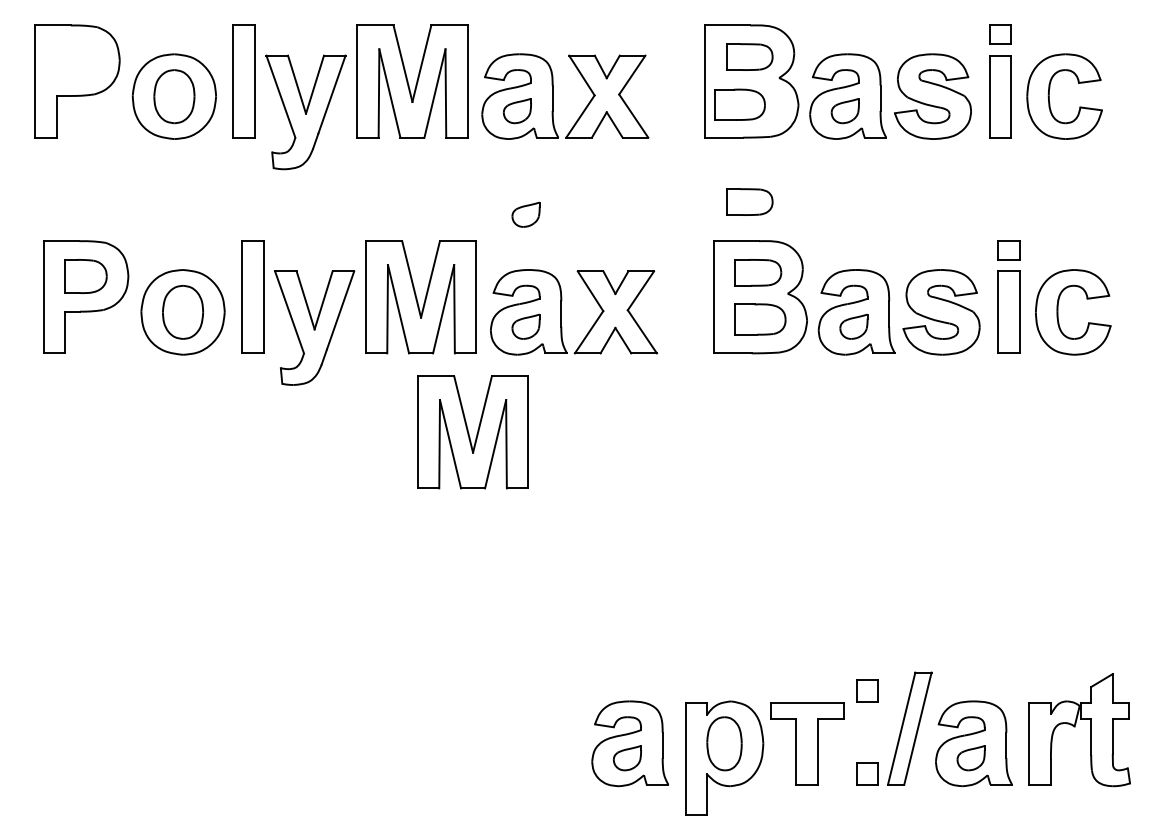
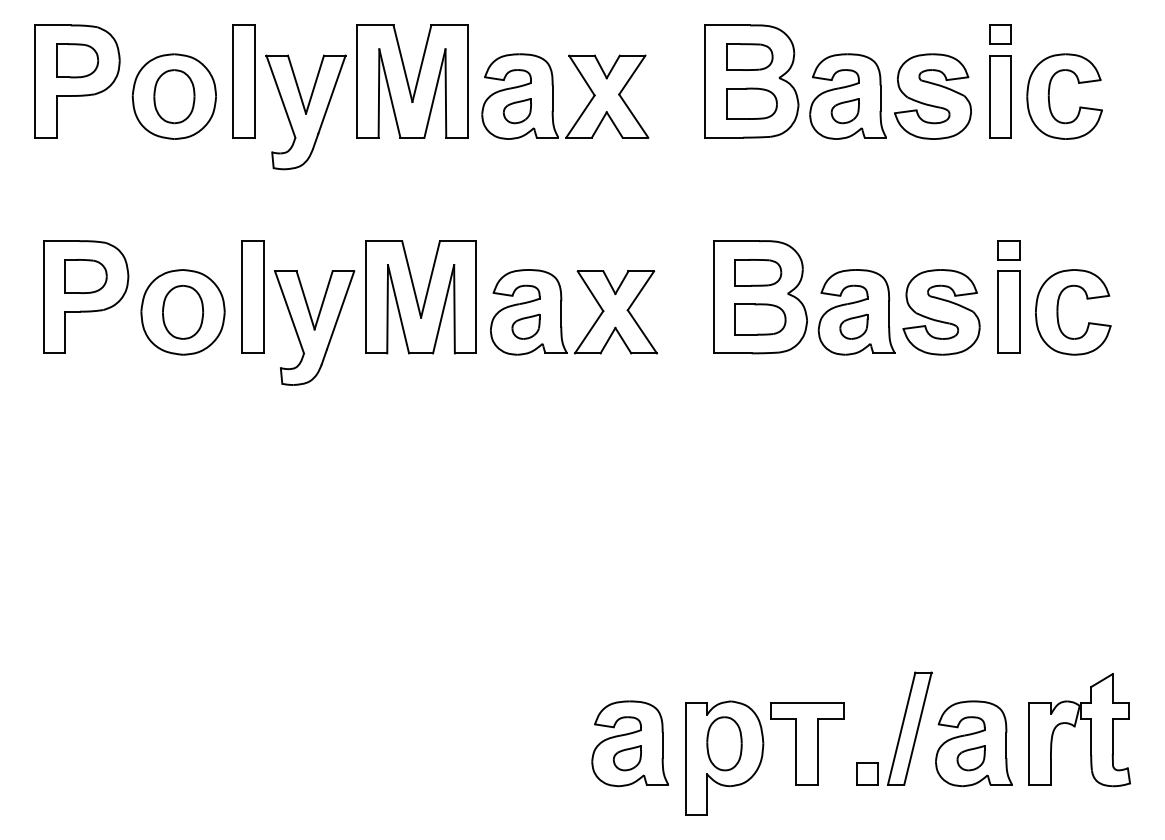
part: none -> present (77, 60)
part position: (739, 104) -> (751, 103) (751, 103)
part: present -> none (749, 201)
part: present -> none (525, 214)
part: present -> none (472, 432)
part: present -> none (867, 690)
